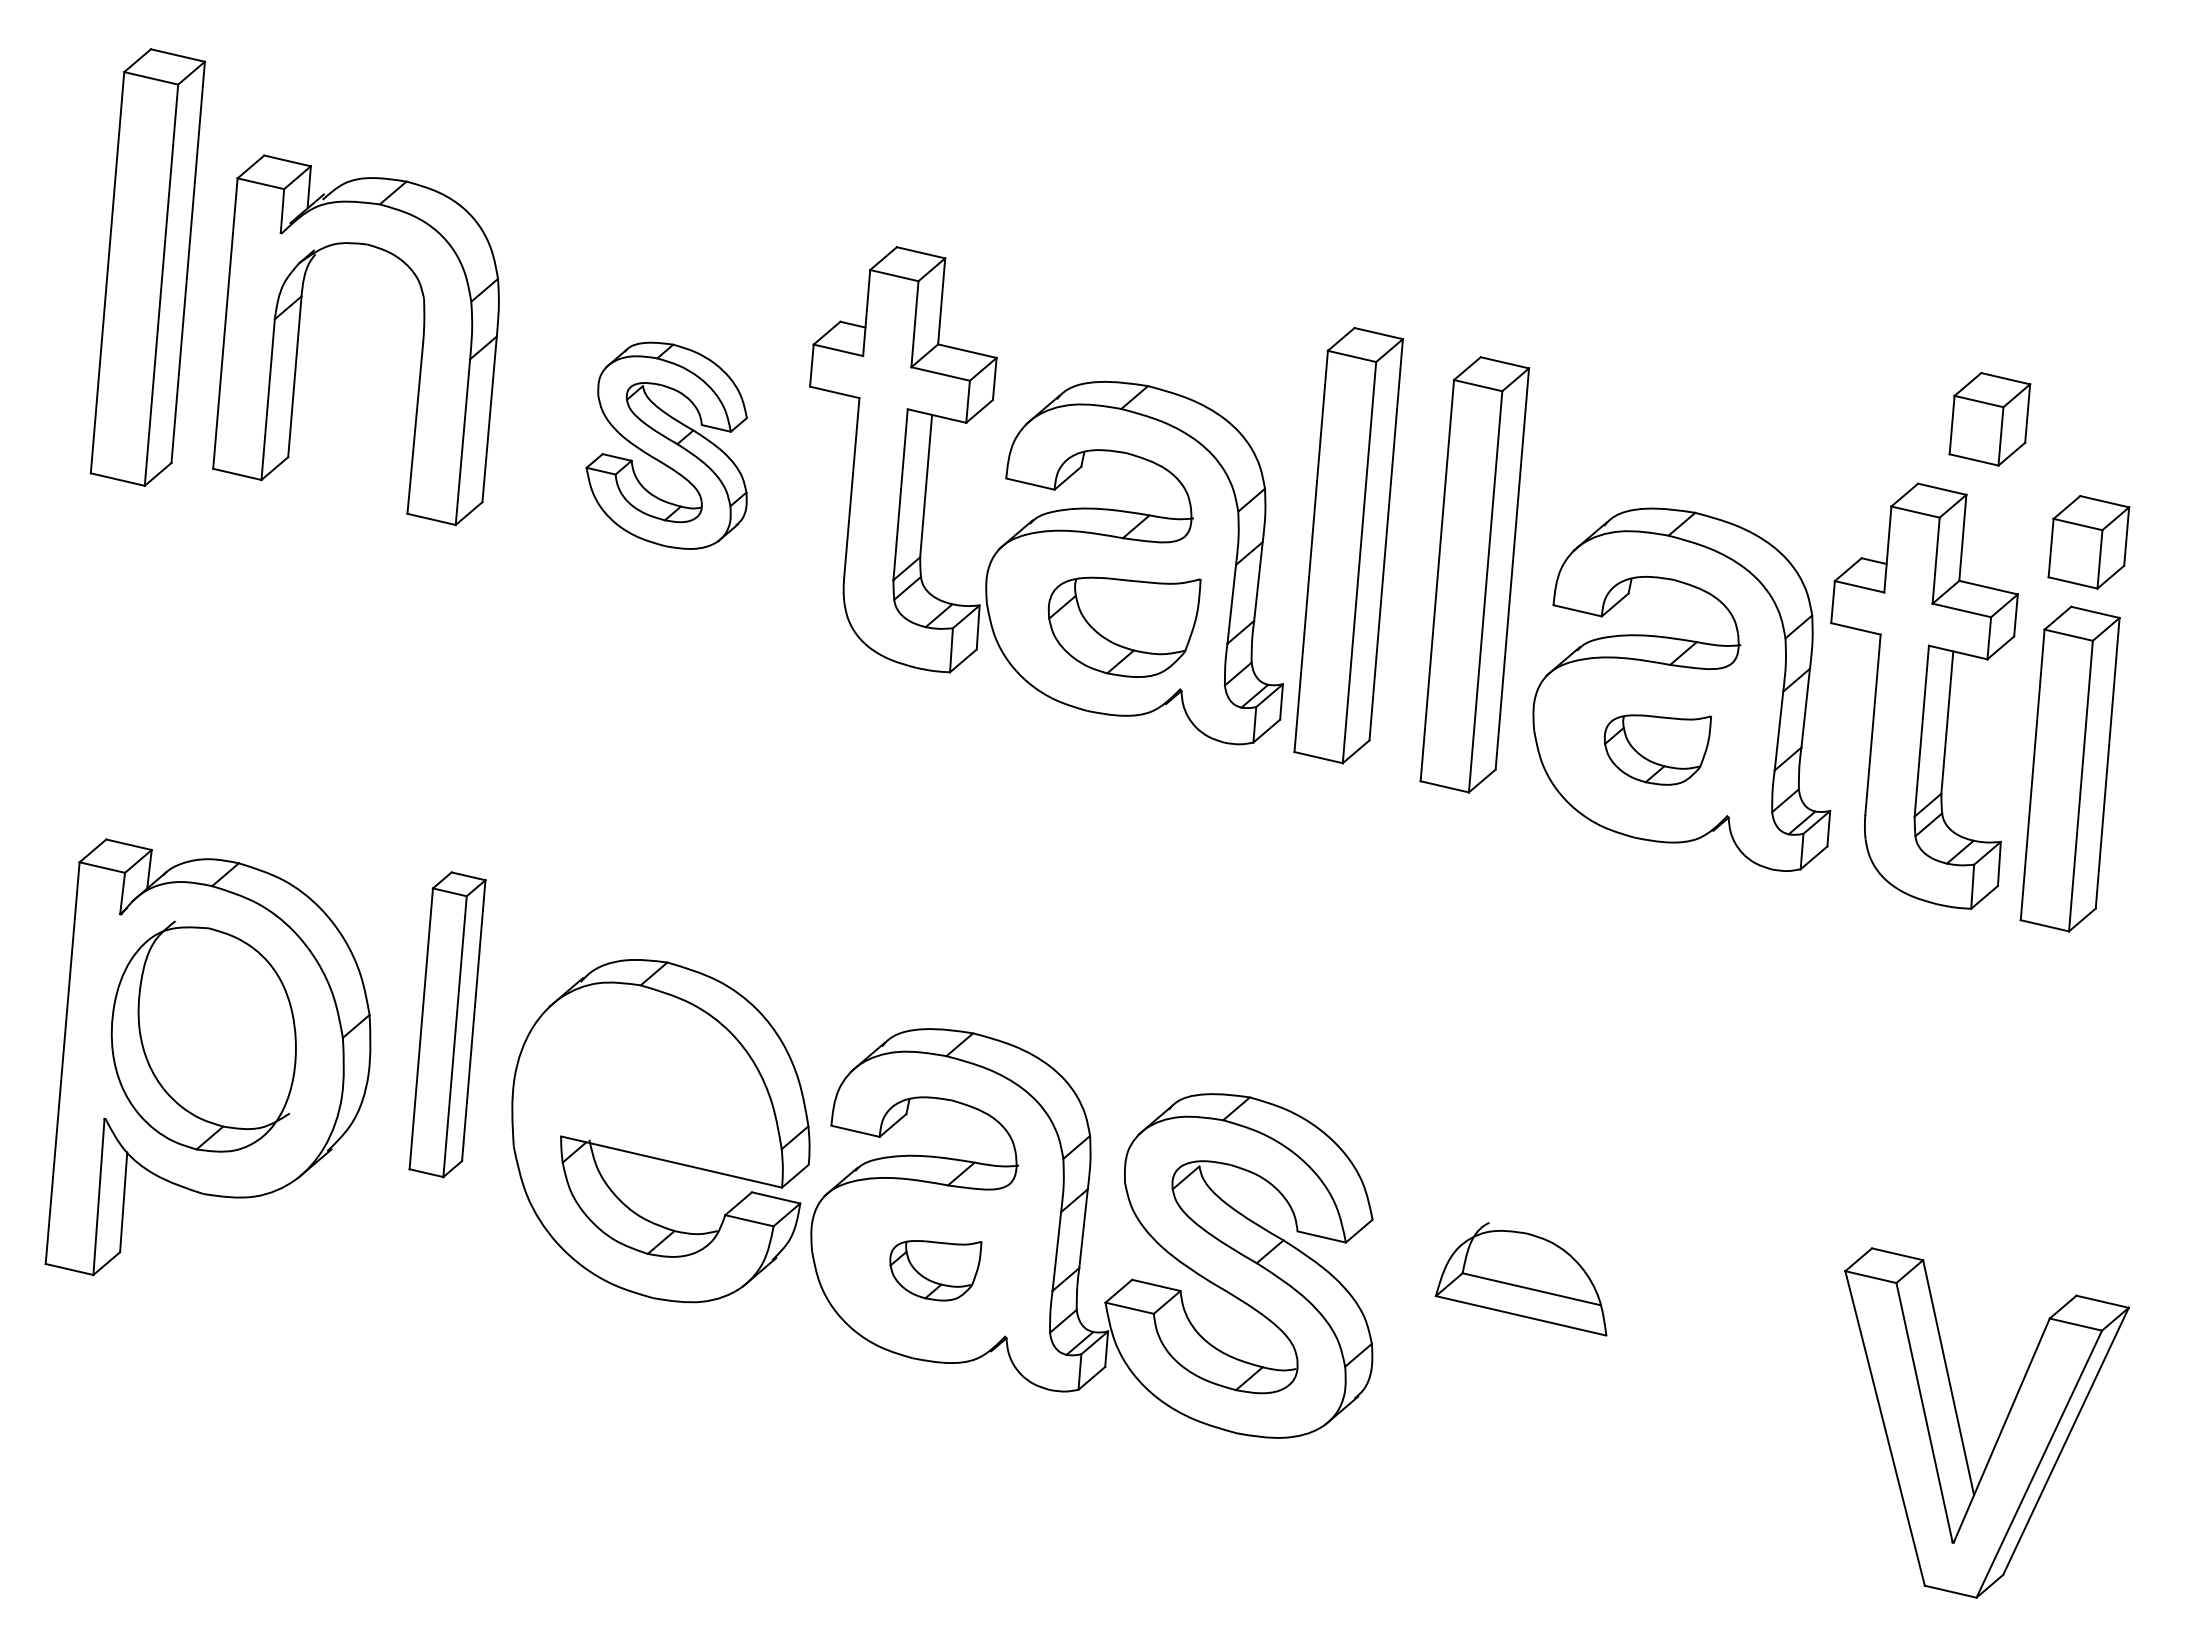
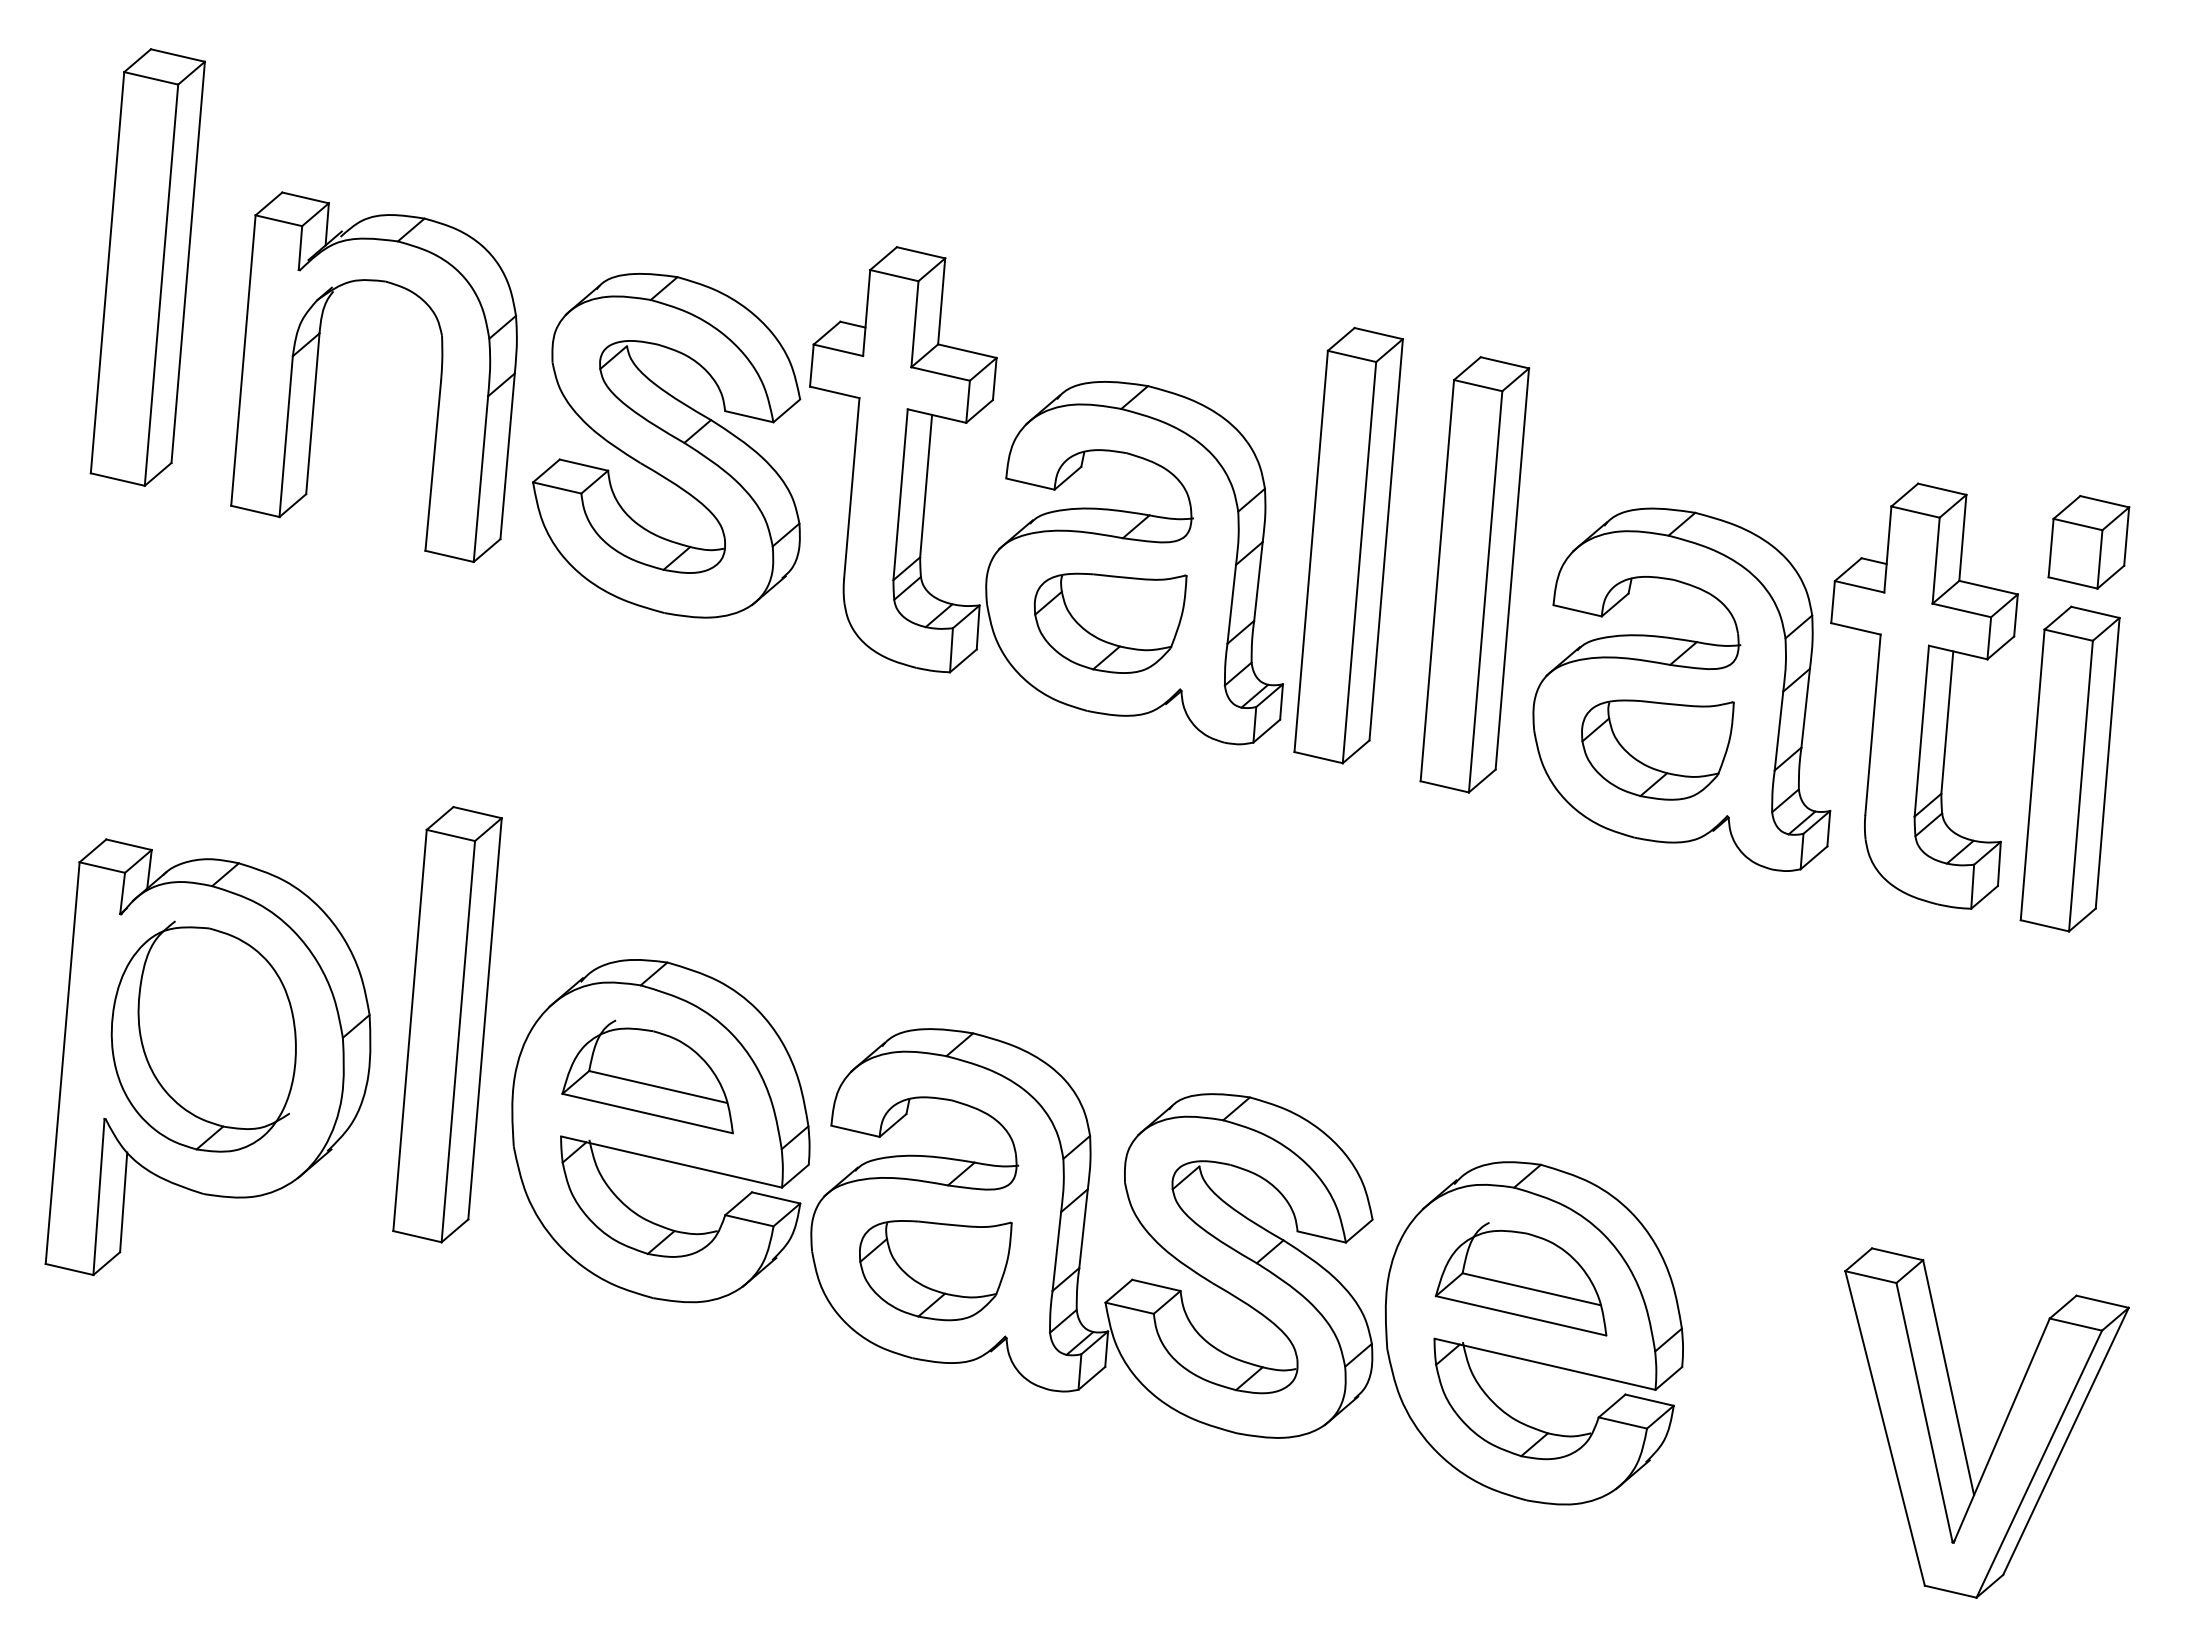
part position: (299, 336) -> (317, 373) (317, 373)
part: present -> none (1989, 419)
part size: 163x209 px -> 270x346 px (666, 445)
part position: (1124, 626) -> (1110, 622) (1110, 622)
part size: 110x72 px -> 154x102 px (1657, 749)
part size: 79x308 px -> 111x438 px (447, 1024)
part: none -> present (647, 1076)
part size: 94x62 px -> 154x102 px (935, 1270)
part: none -> present (1533, 1333)
